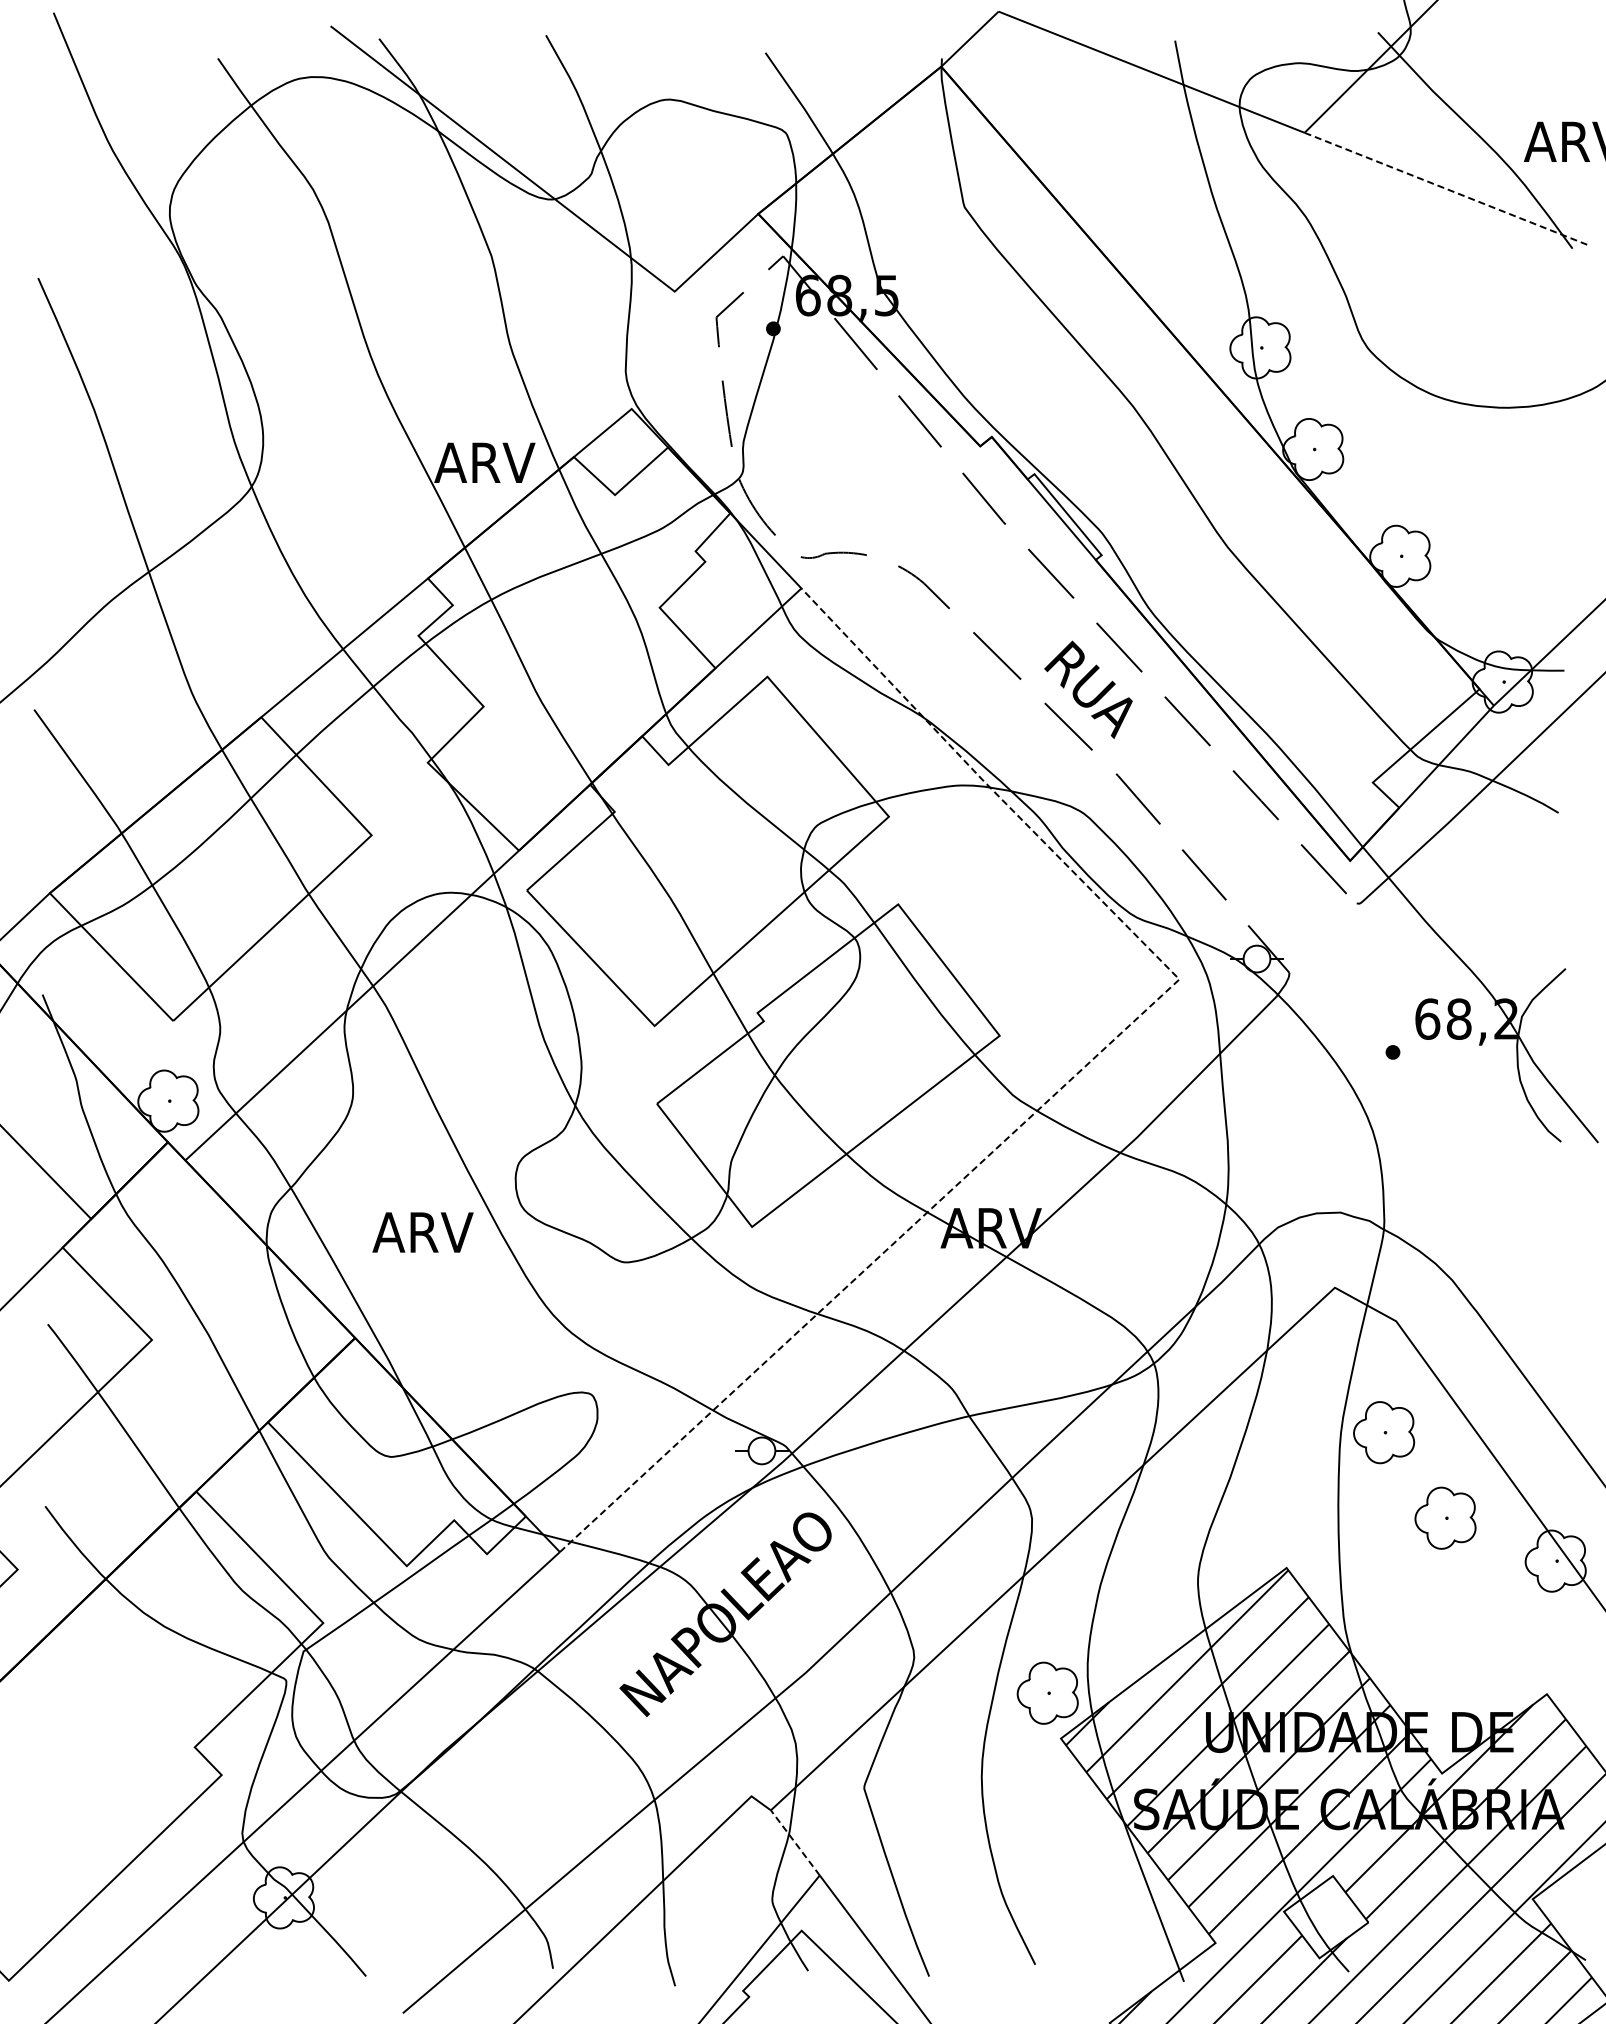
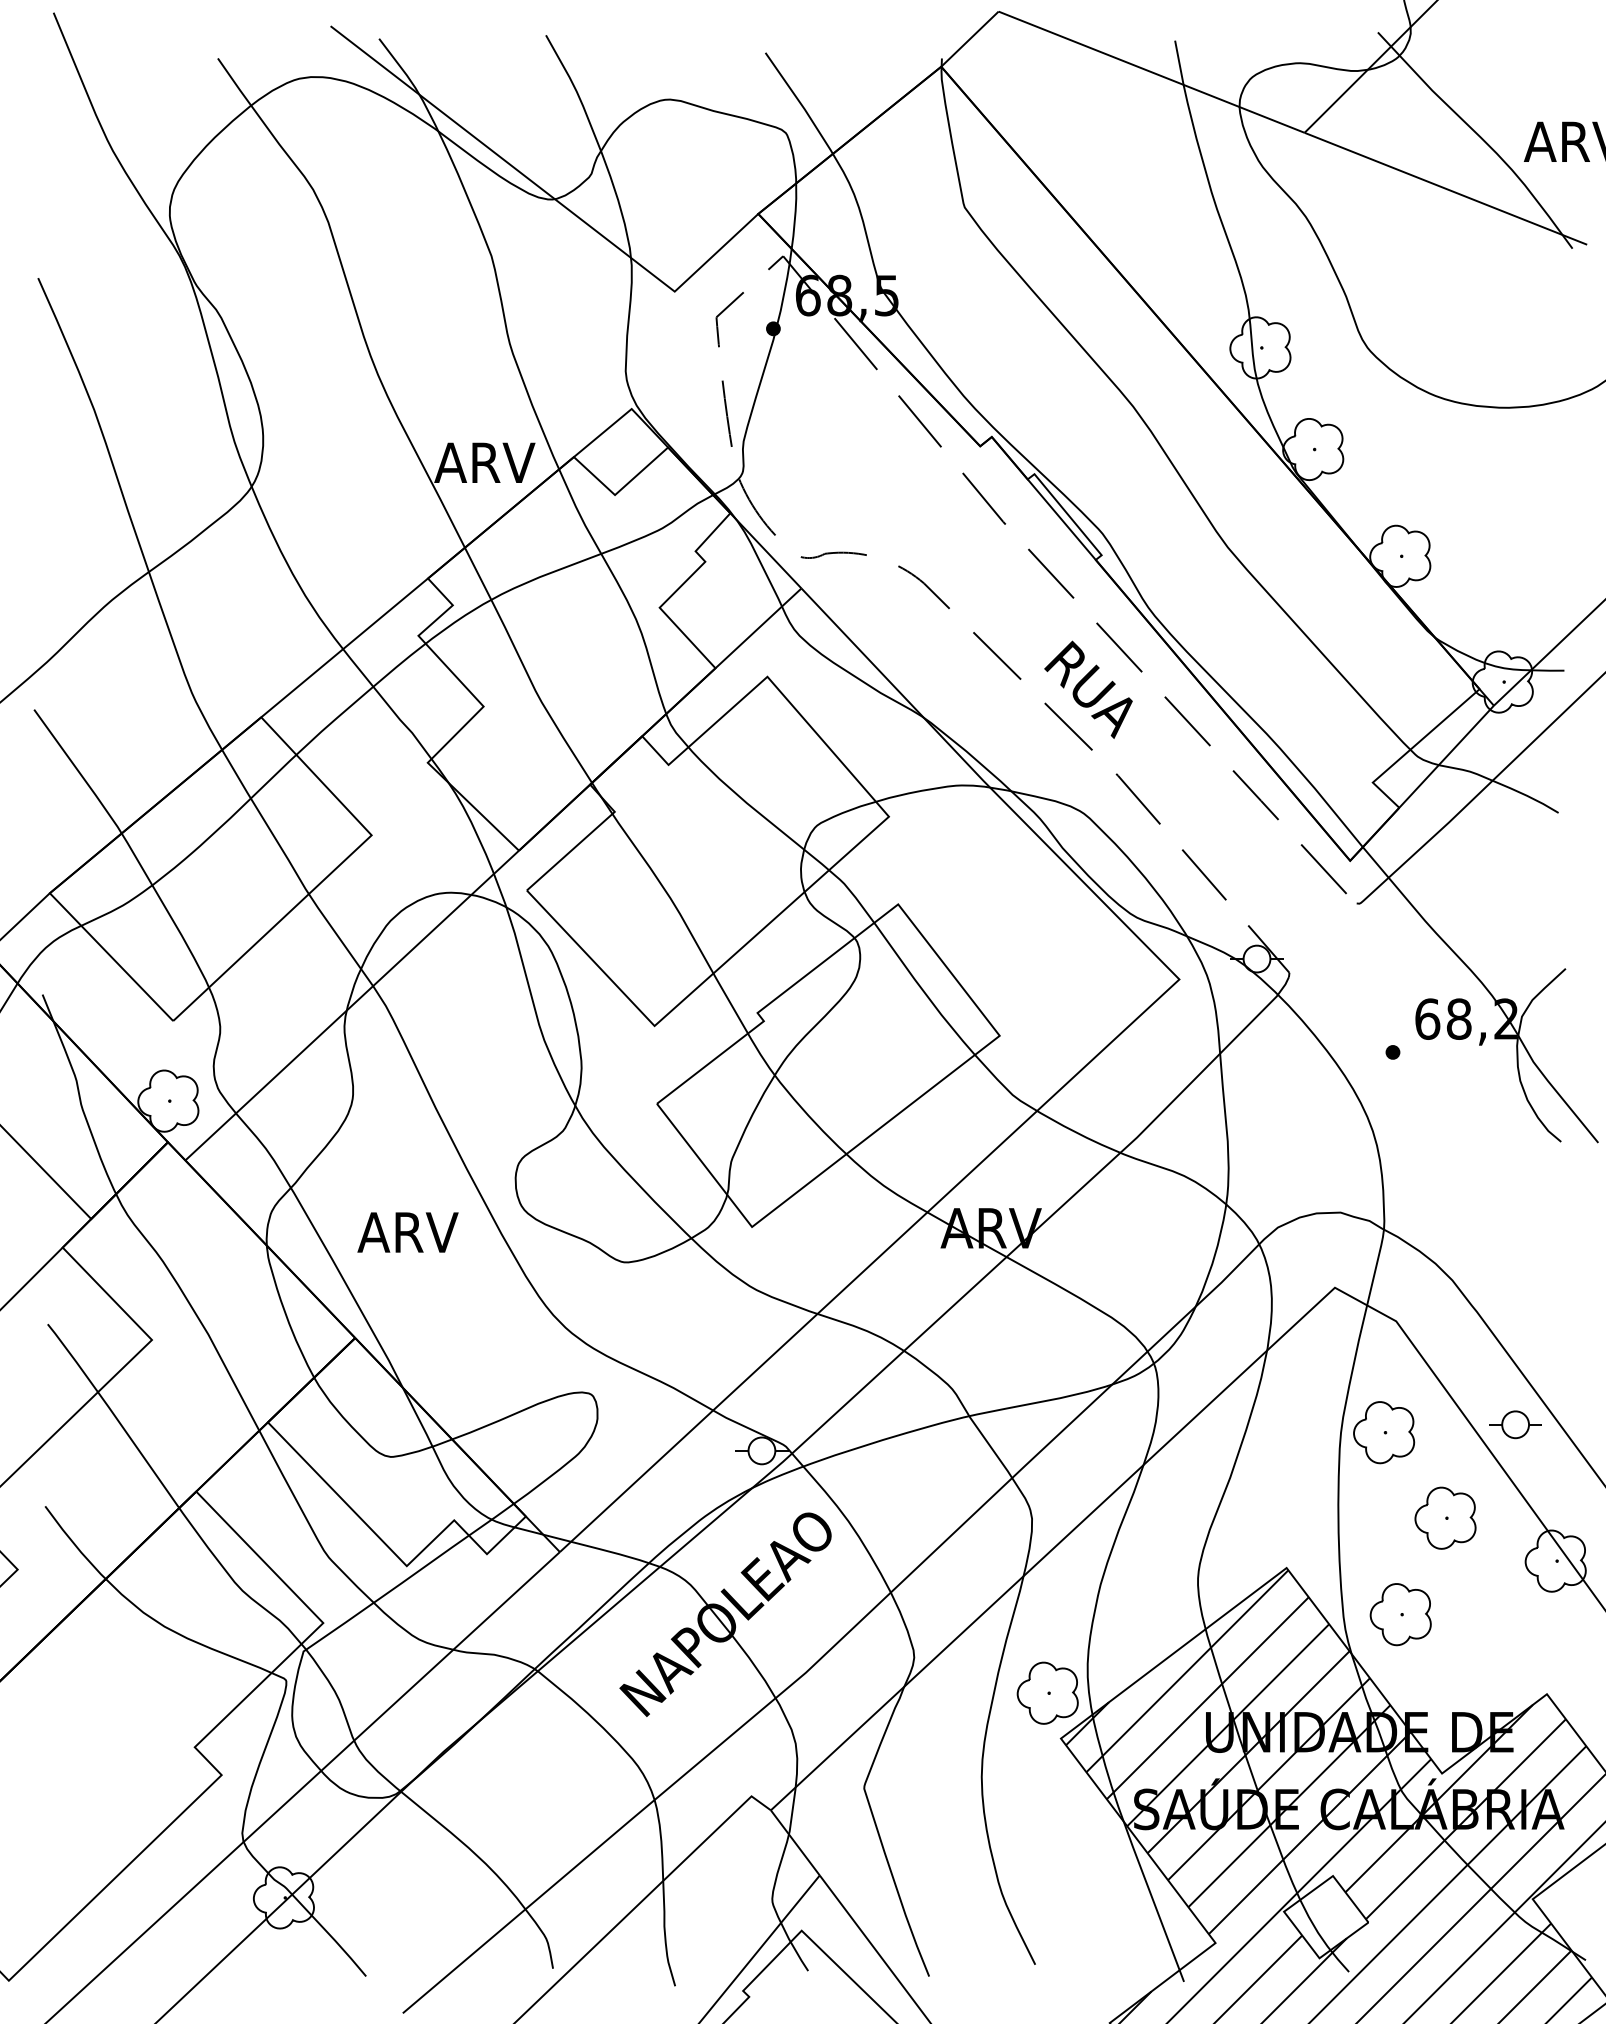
line: dashed -> solid (1445, 188)
line: dashed -> solid (1070, 1079)
text position: (422, 1232) -> (407, 1232) (407, 1232)
part: none -> present (1515, 1424)
part: none -> present (1400, 1614)
line: dashed -> solid (795, 1842)
